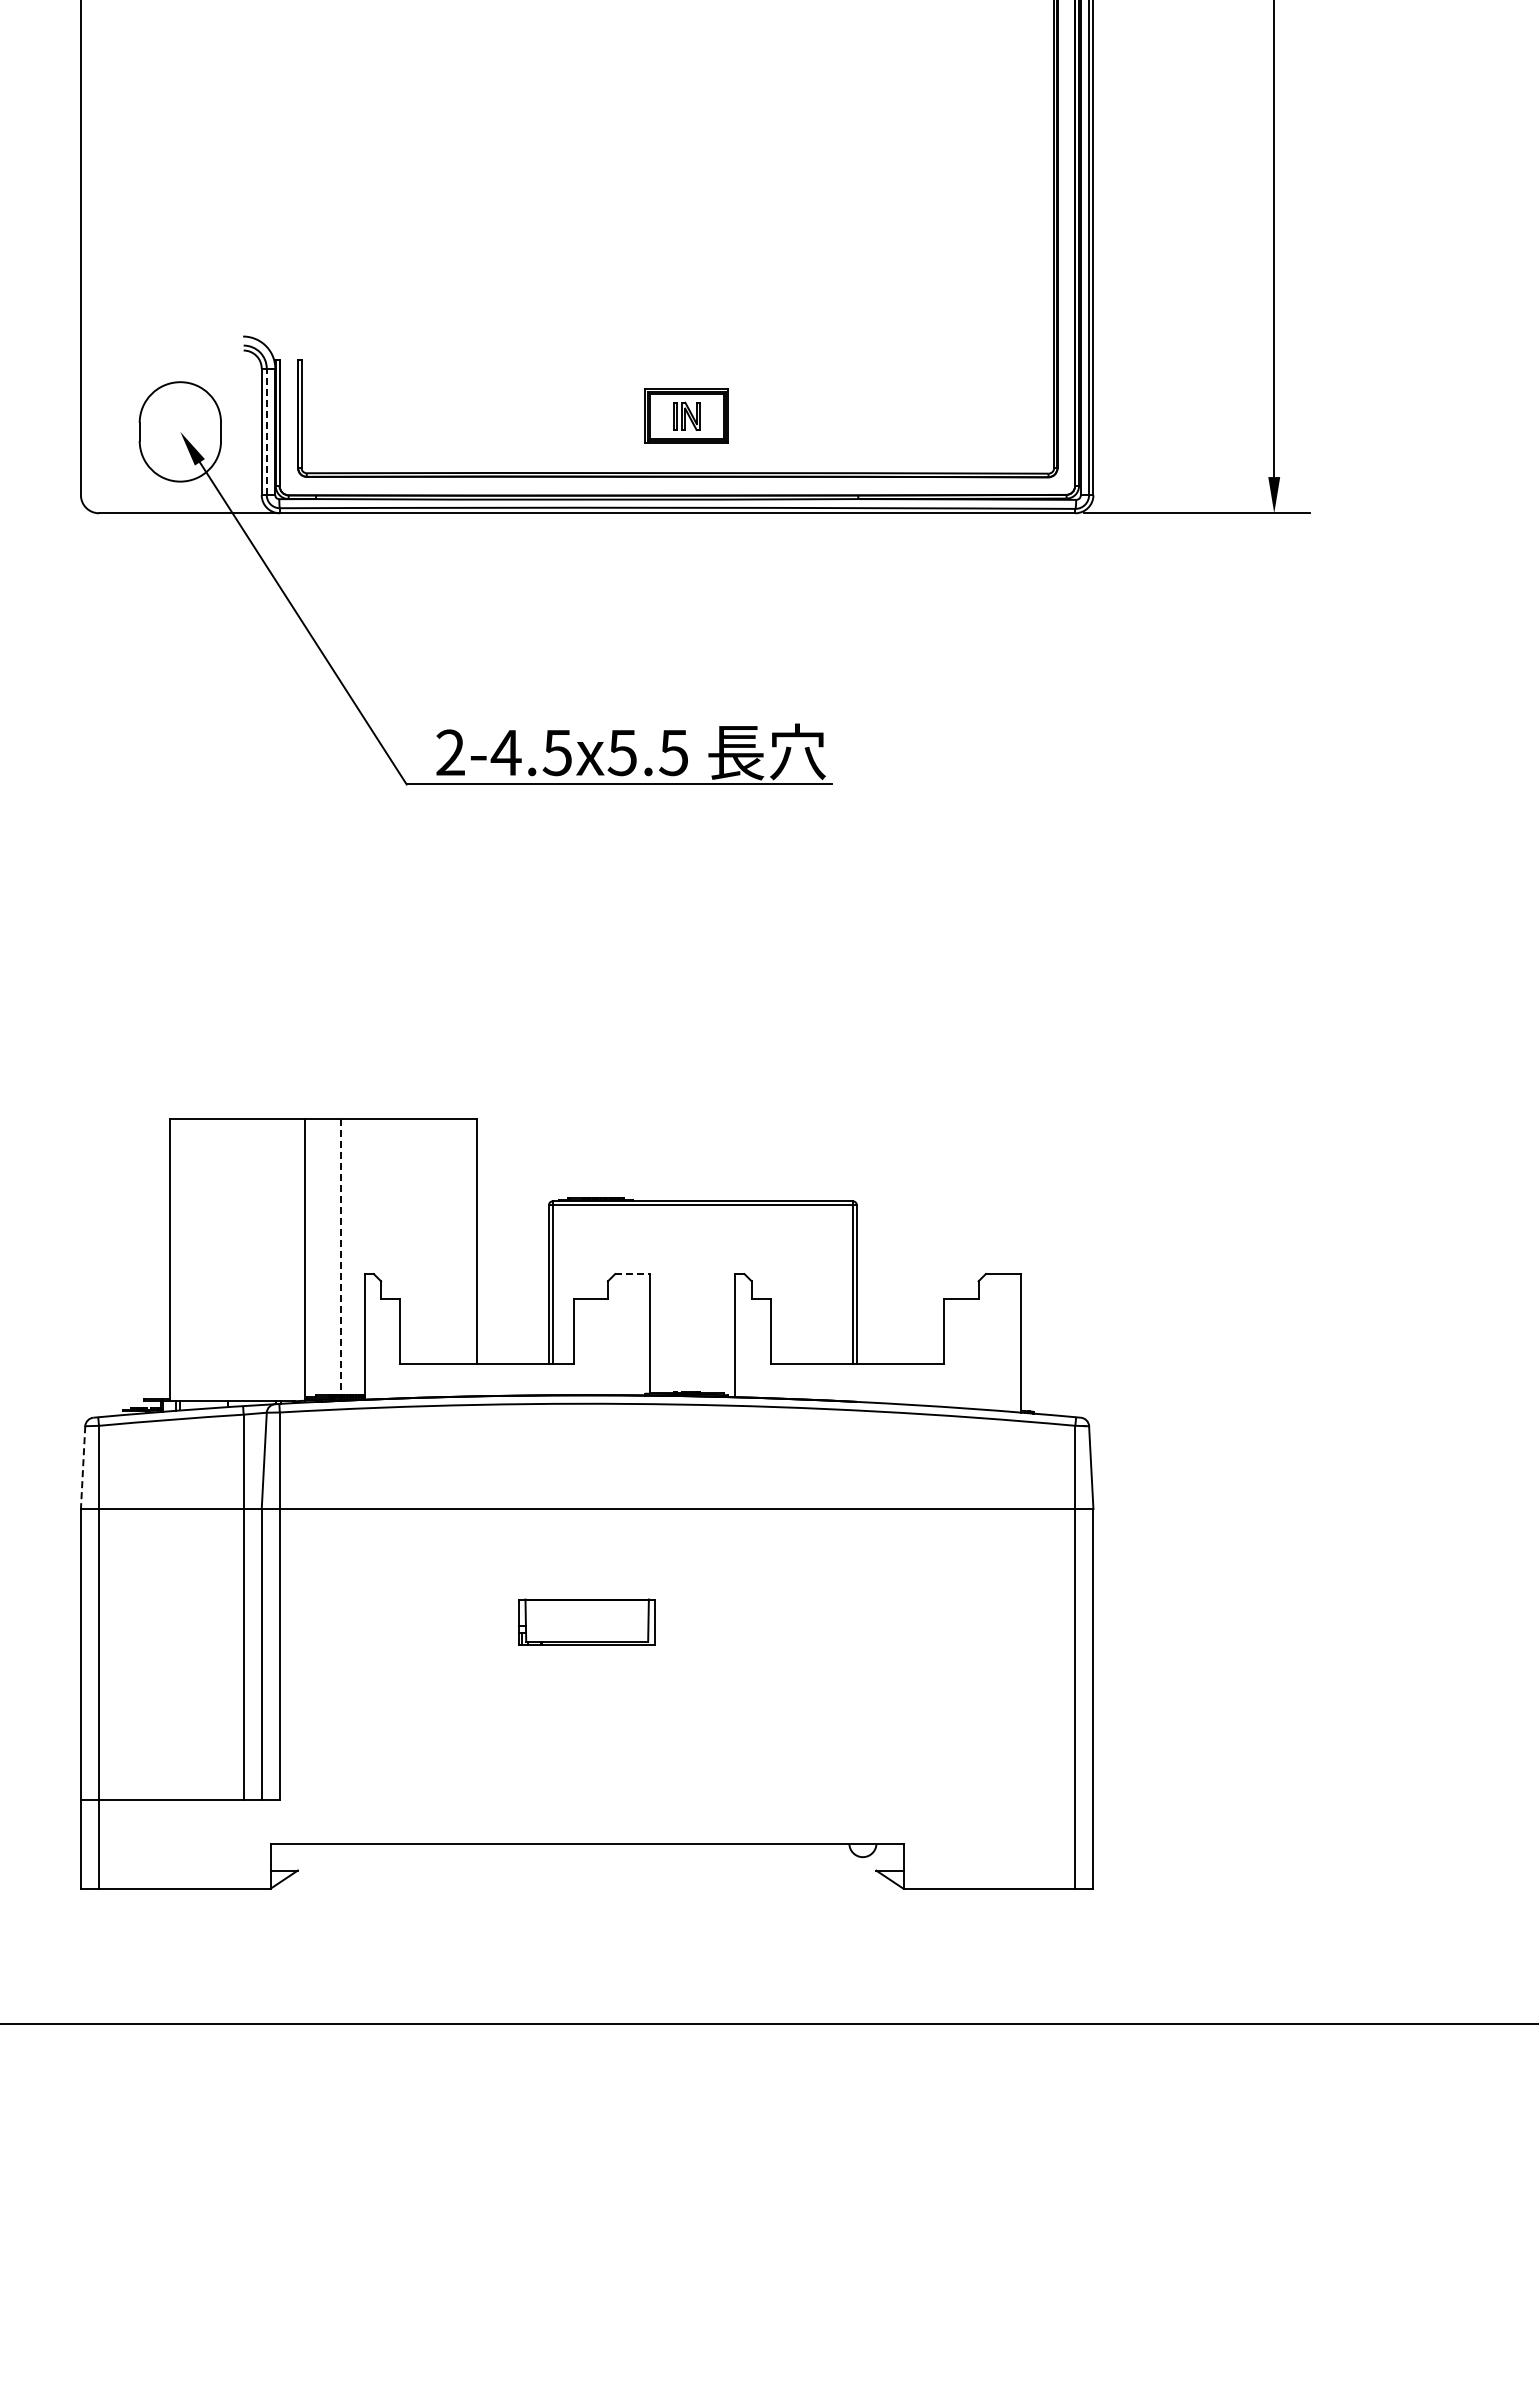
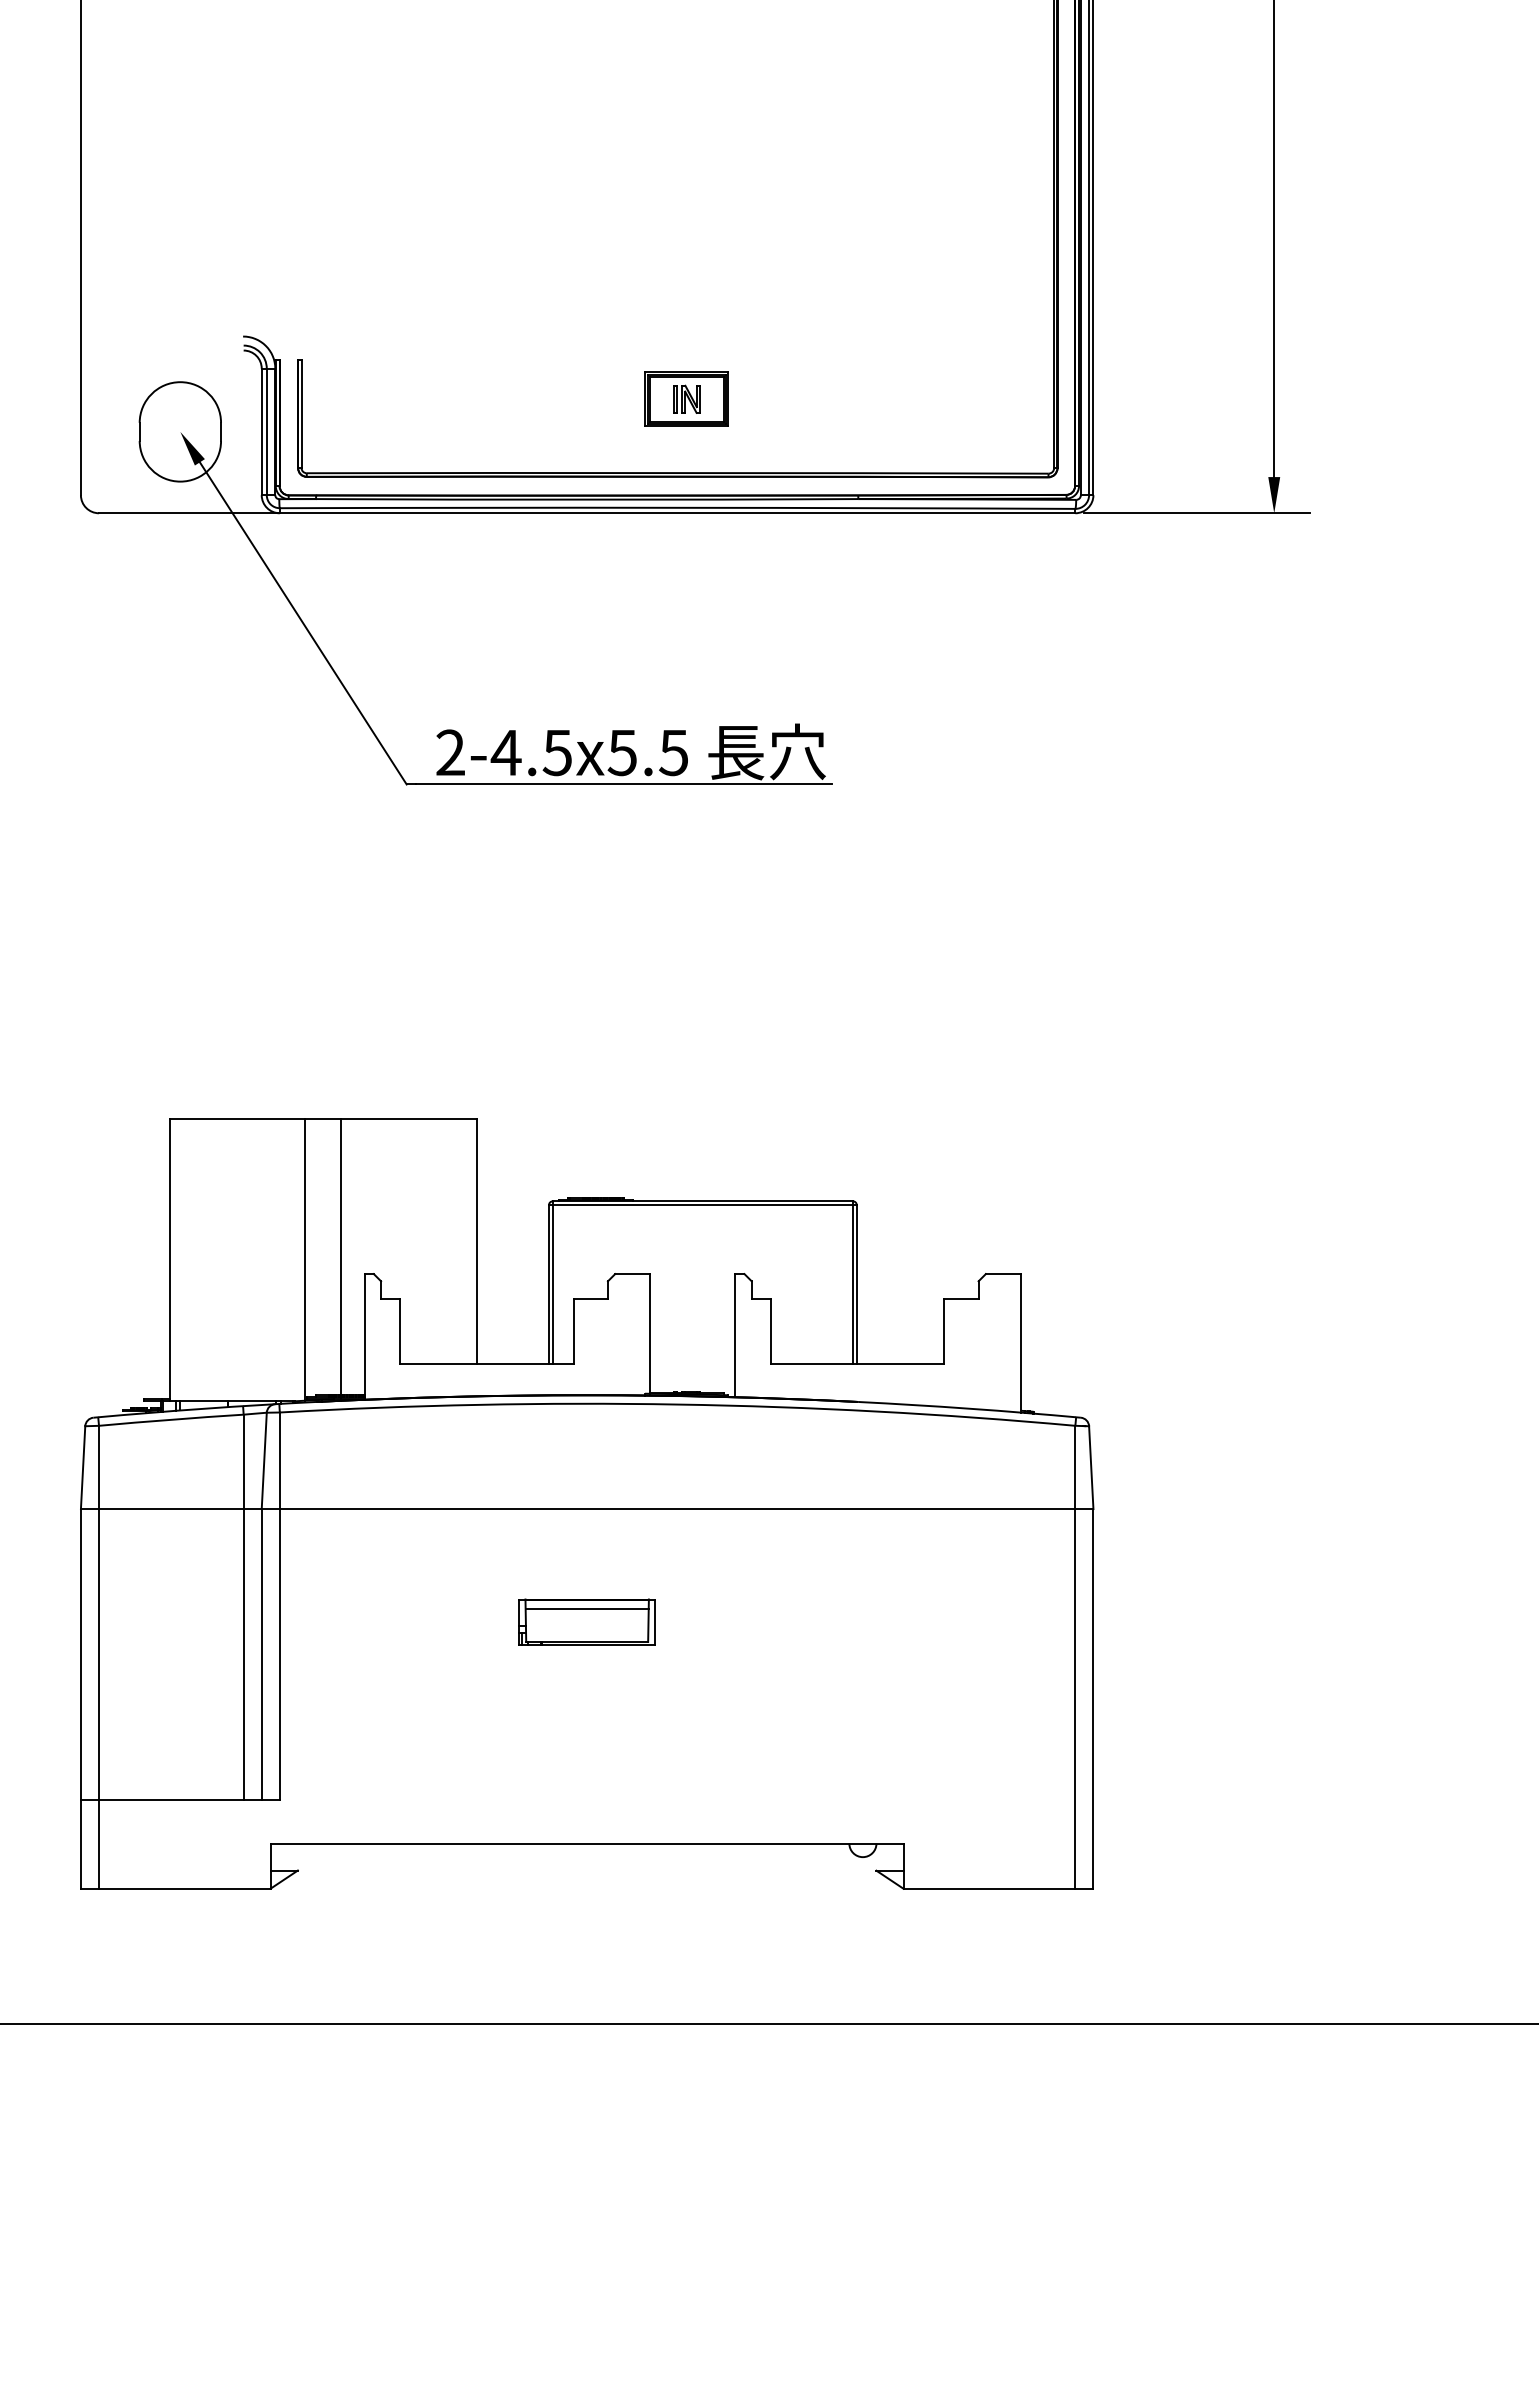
part position: (686, 415) -> (686, 398) (686, 398)
line: dashed -> solid (266, 431)
line: dashed -> solid (341, 1257)
line: dashed -> solid (632, 1274)
line: dashed -> solid (83, 1468)
line: none -> present (586, 1609)
